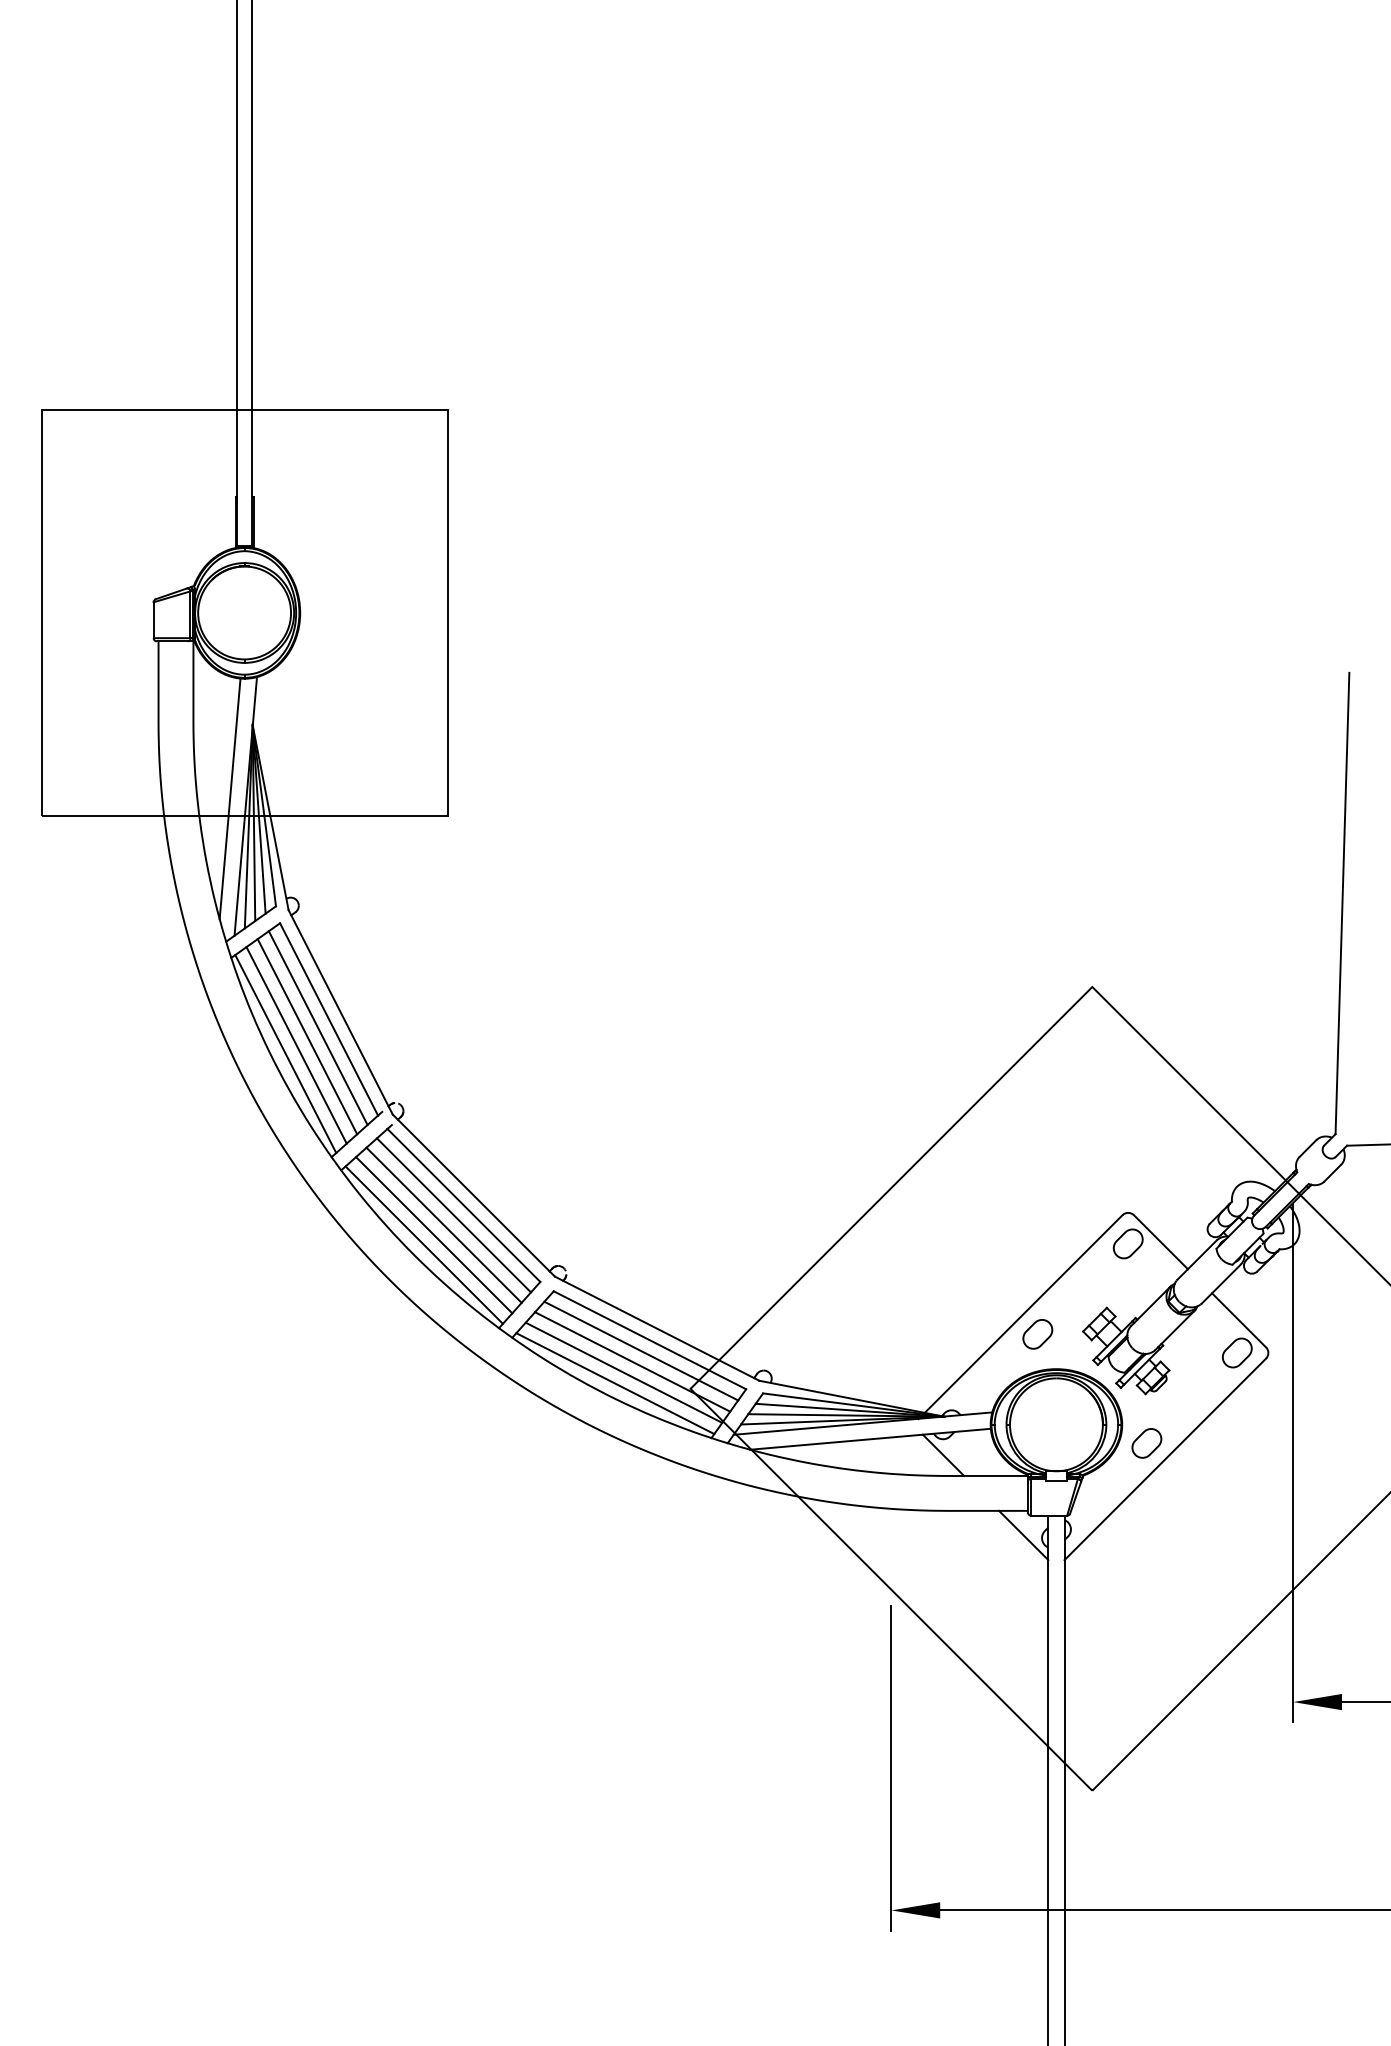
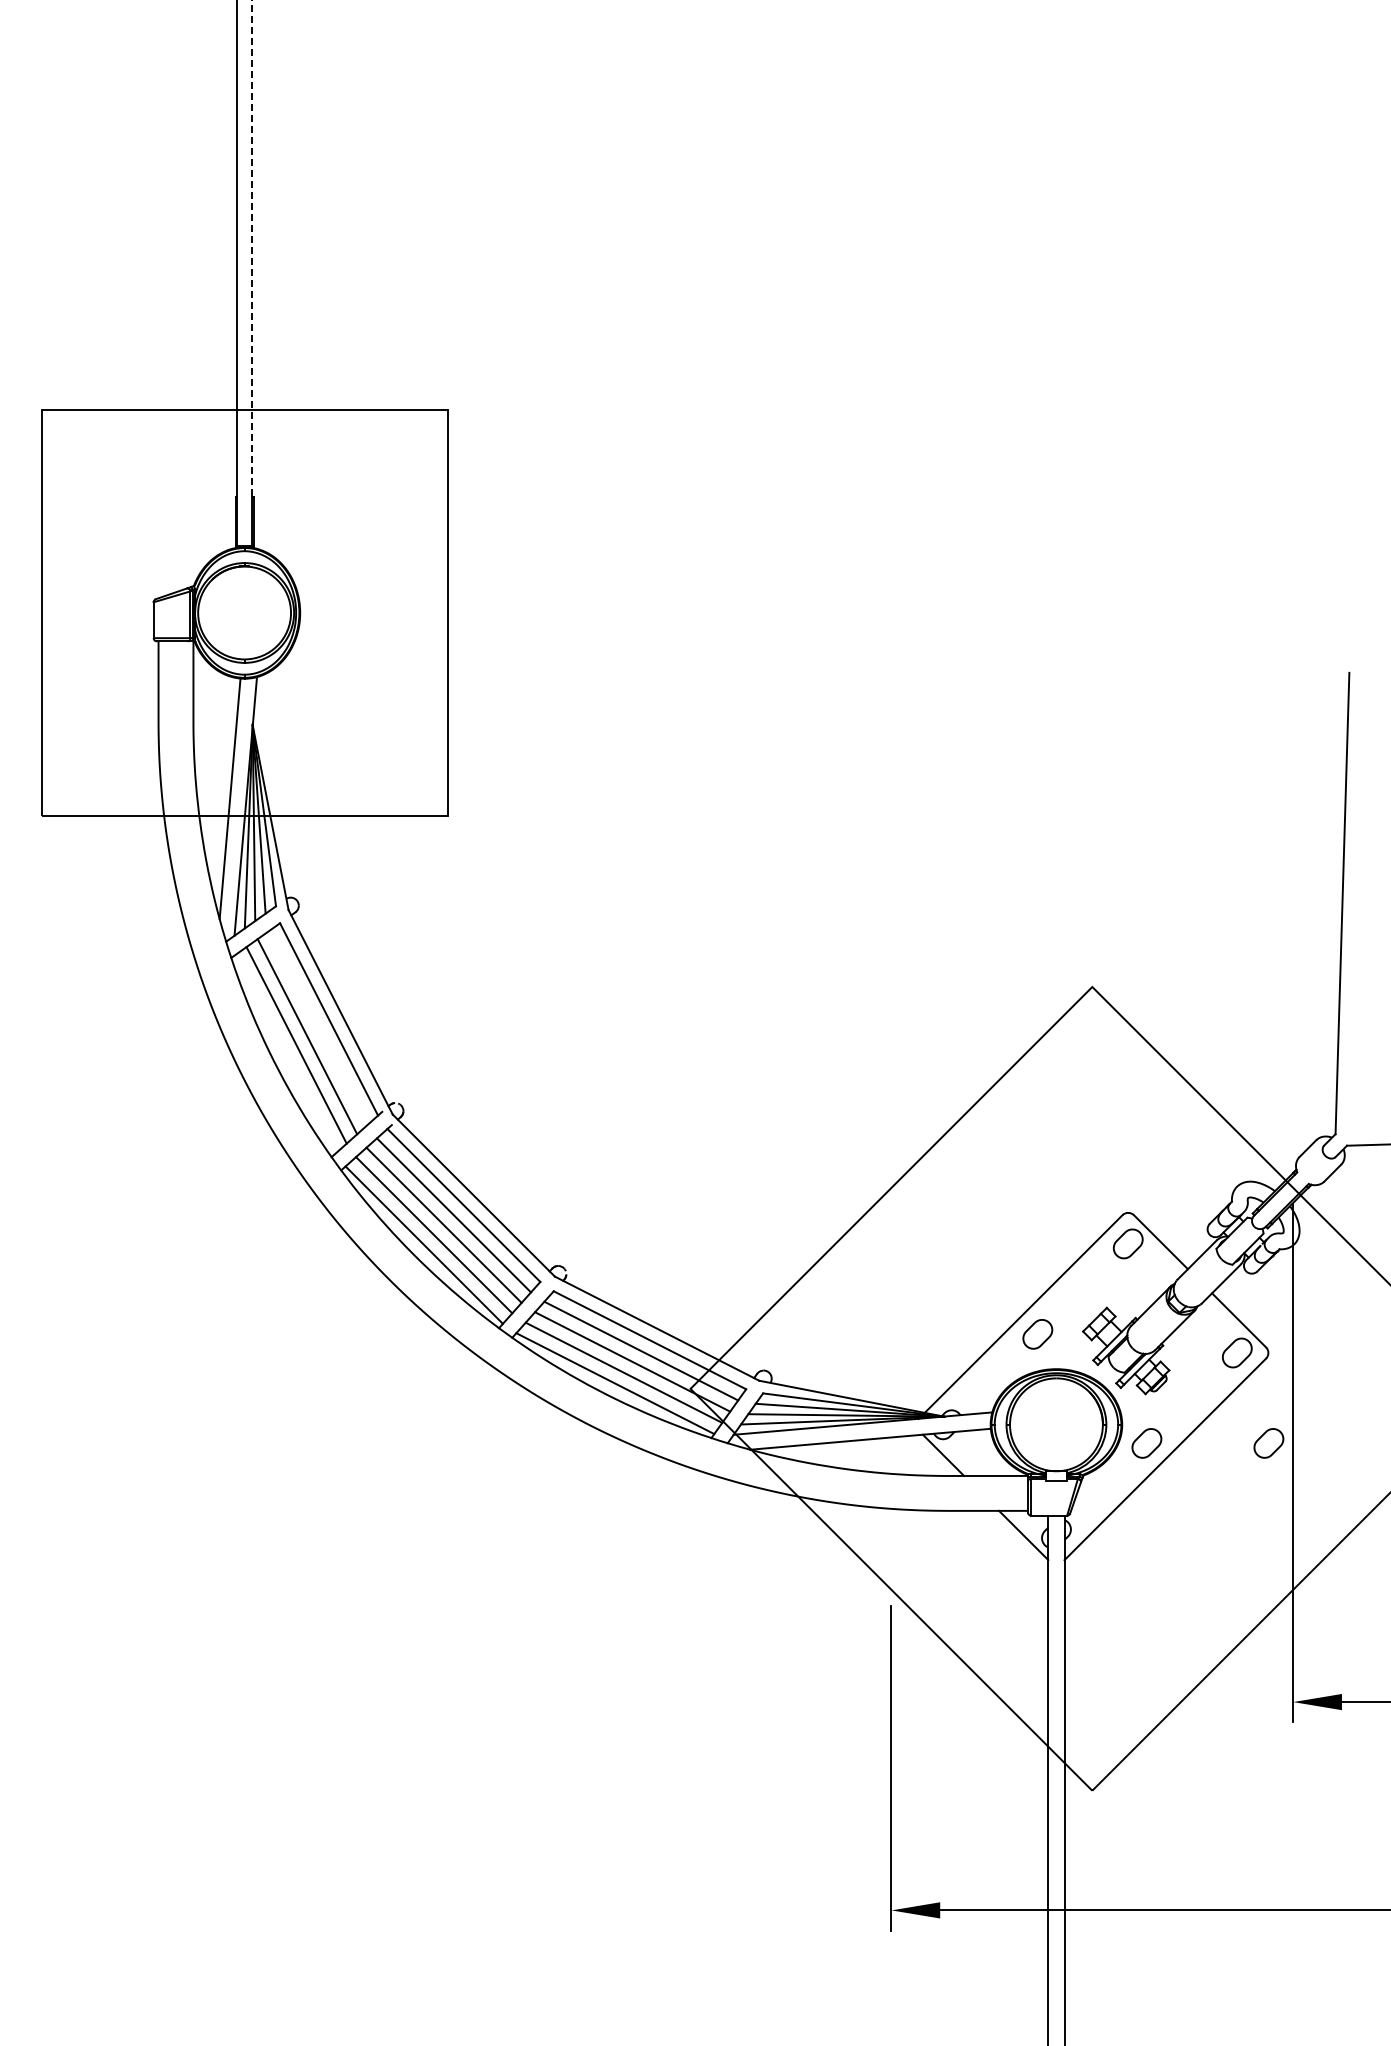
line: solid -> dashed (251, 249)
line: present -> none (317, 1028)
line: present -> none (285, 1054)
part: none -> present (1268, 1443)
